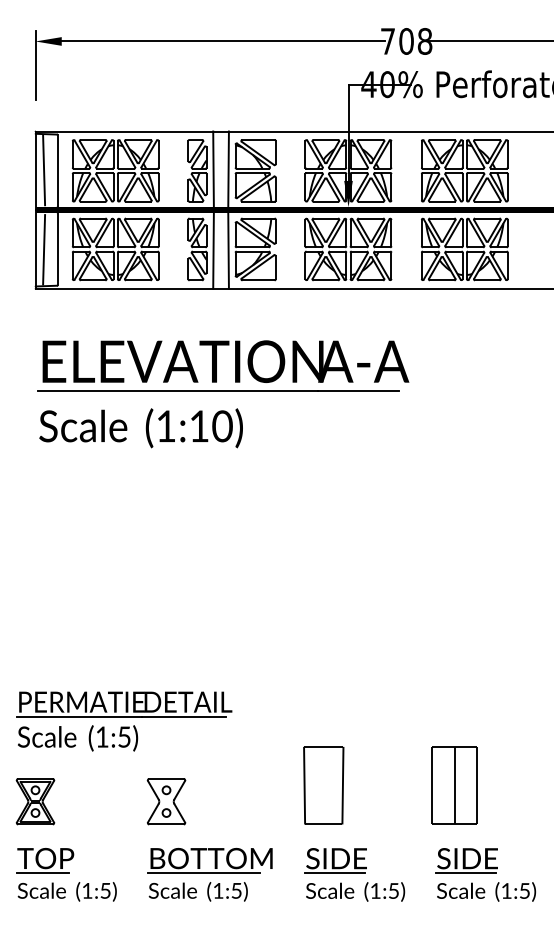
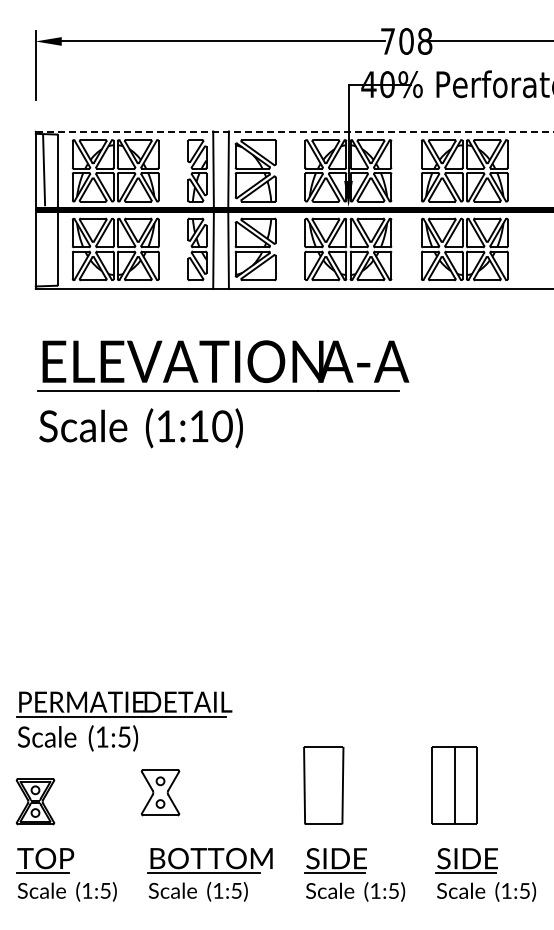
line: solid -> dashed (294, 131)
line: present -> none (44, 249)
part position: (166, 801) -> (160, 792) (160, 792)
